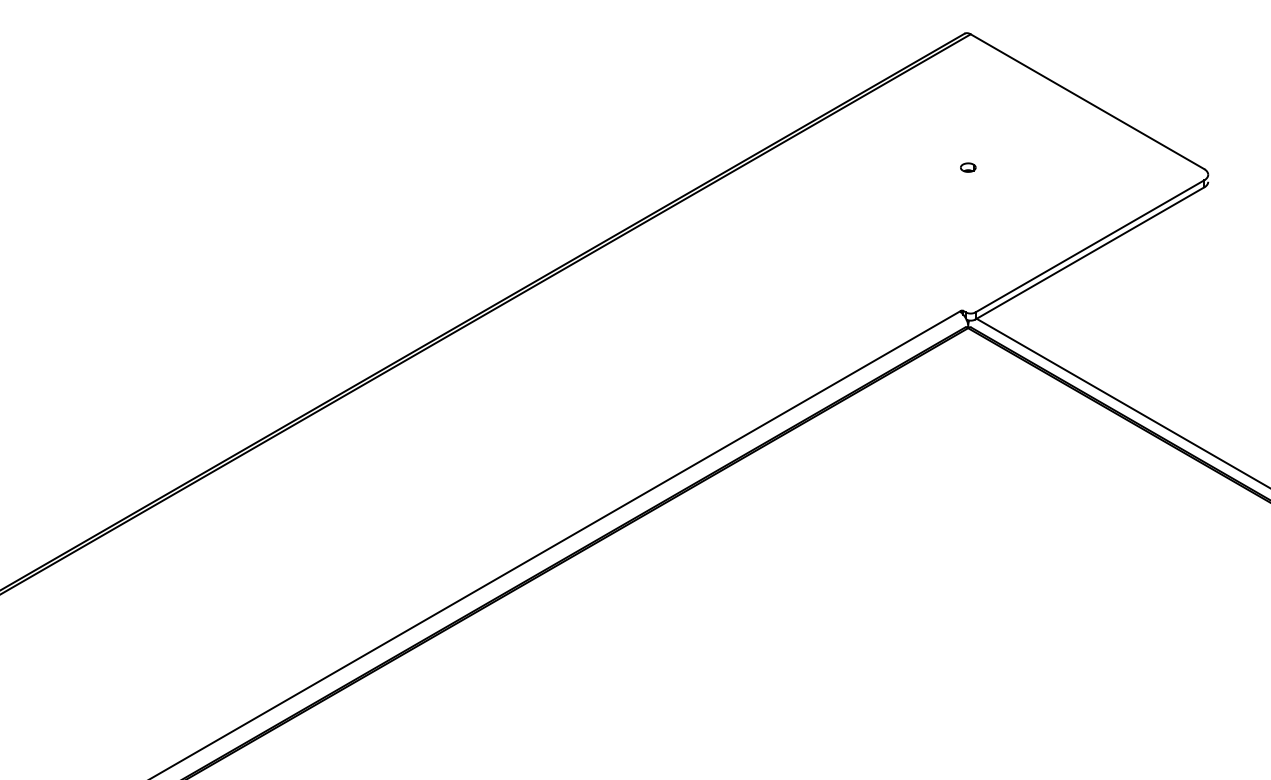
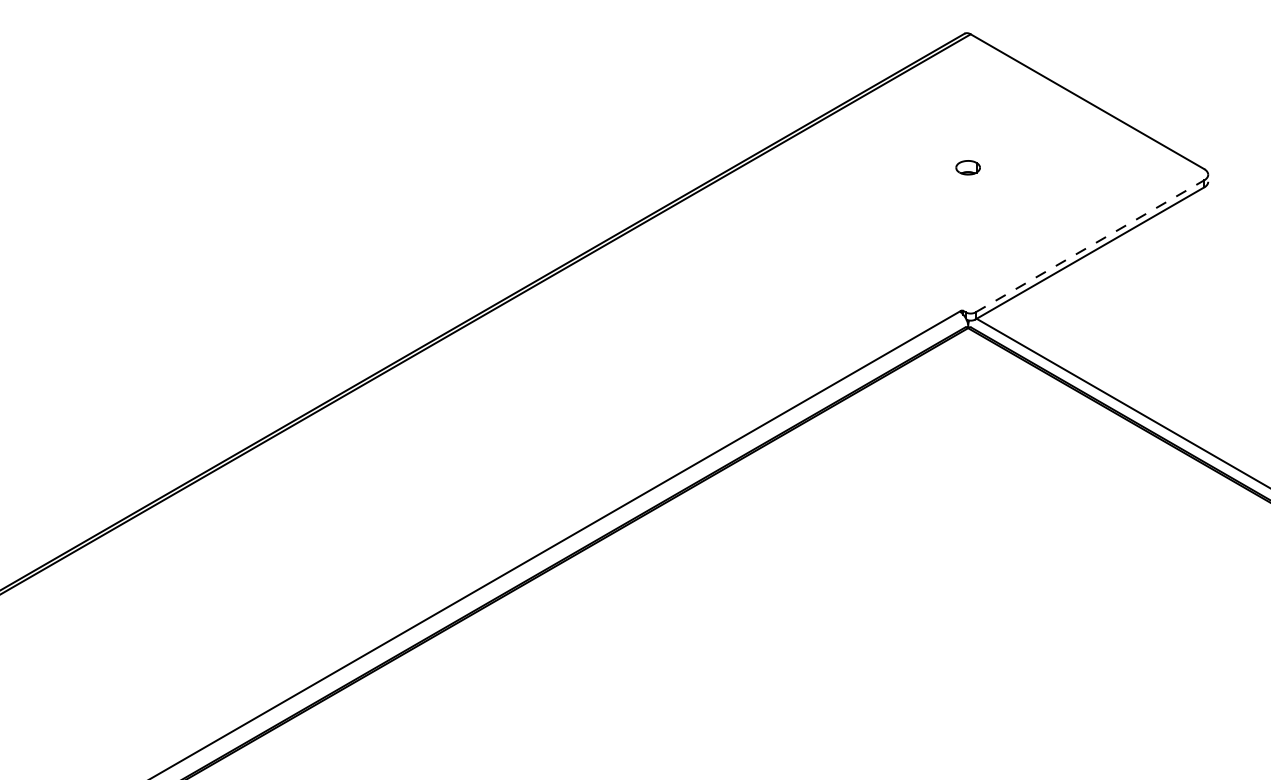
part size: 17x11 px -> 26x16 px (967, 167)
line: solid -> dashed (1089, 246)
